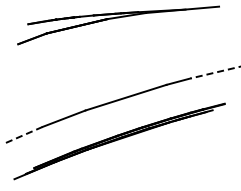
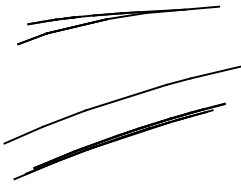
line: dashed -> solid (215, 72)
line: dashed -> solid (23, 135)
